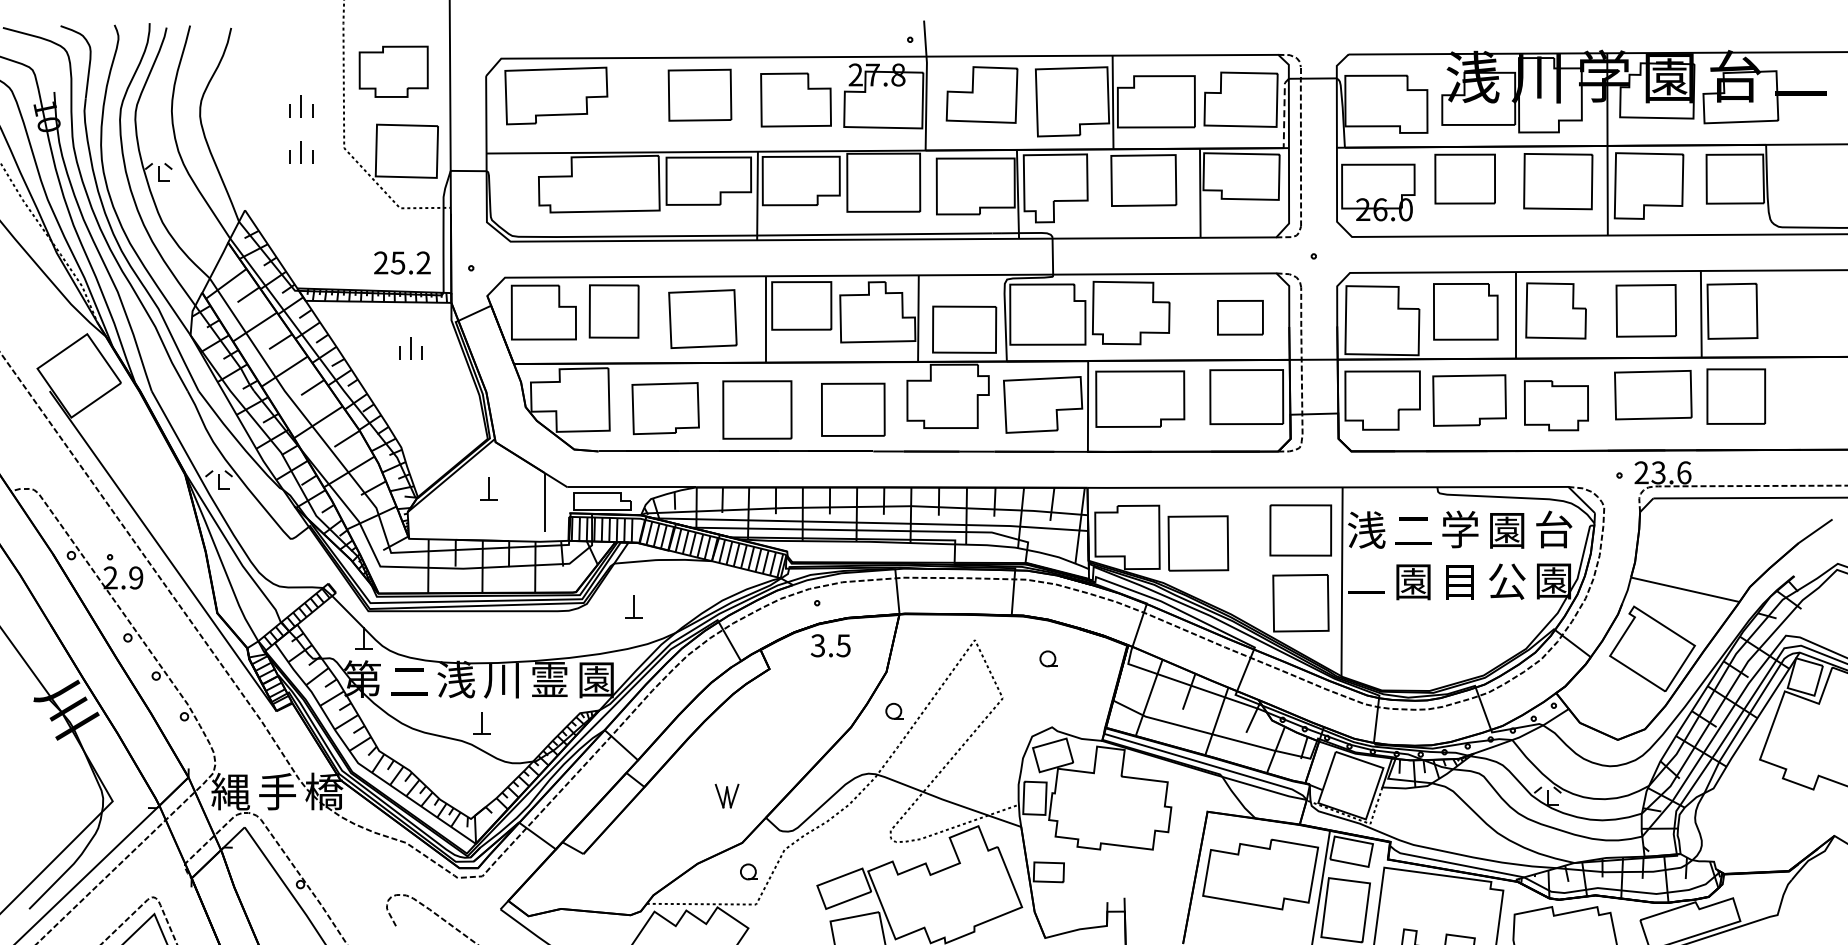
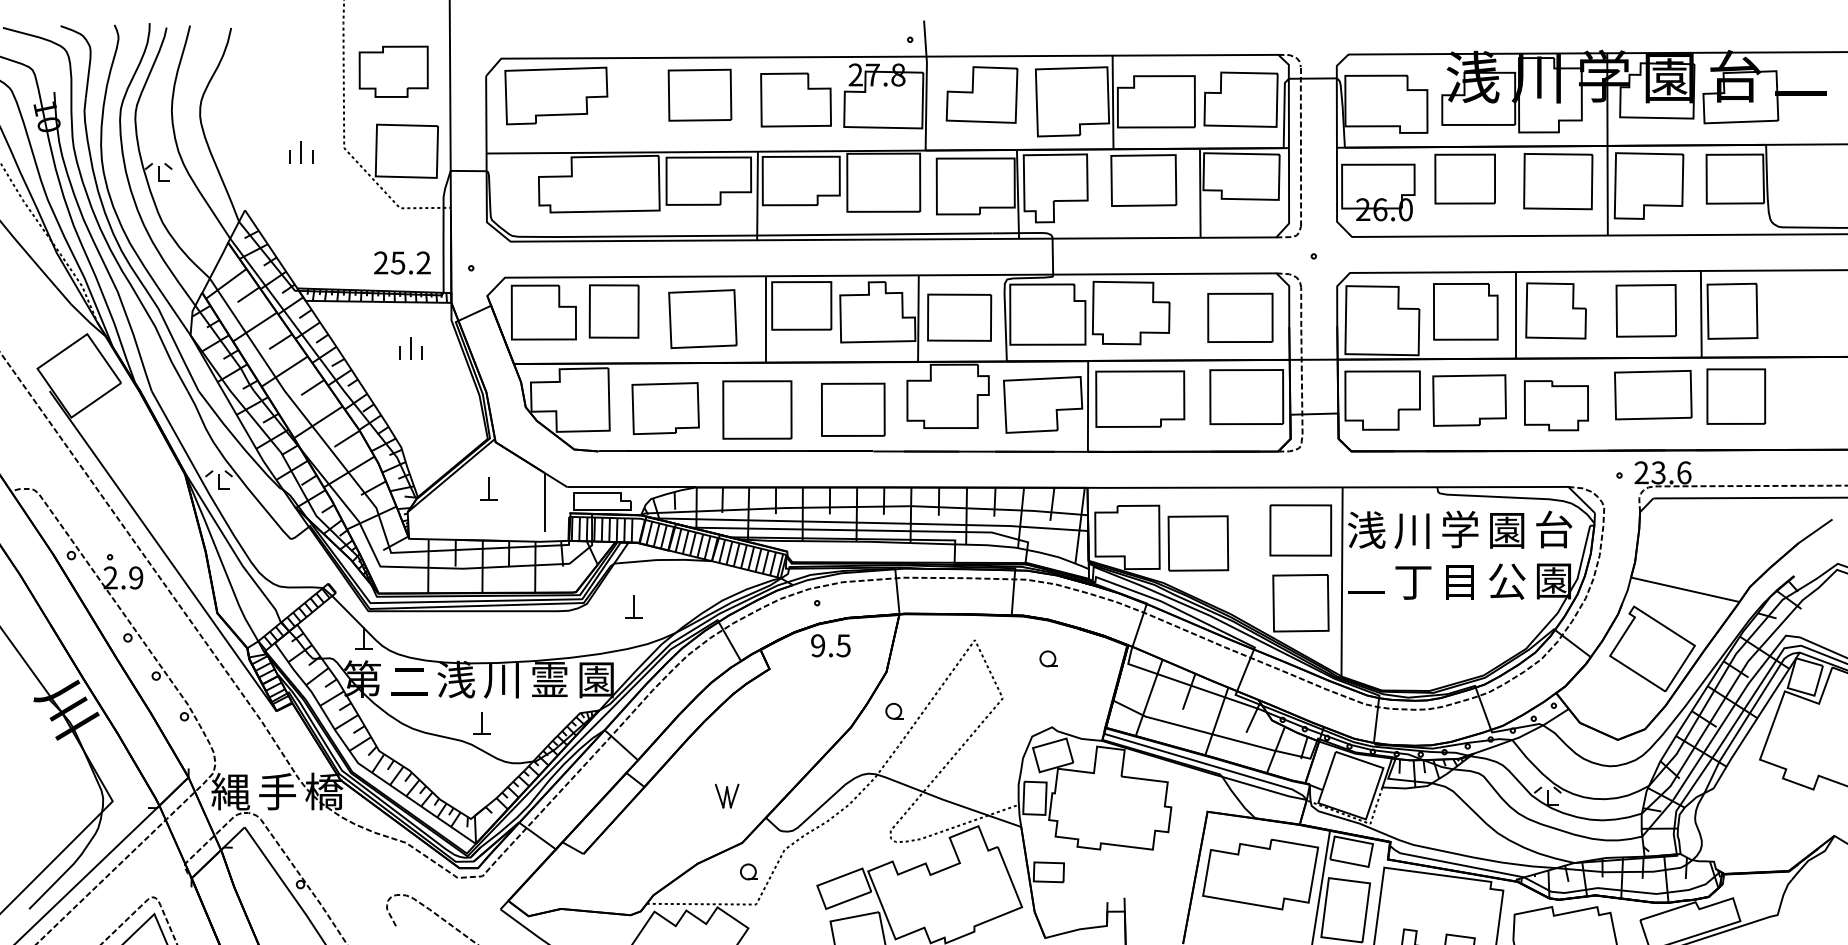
part: present -> none (301, 106)
line: dashed -> solid (1284, 112)
part size: 47x36 px -> 67x51 px (1240, 317)
part position: (964, 329) -> (959, 317) (959, 317)
text: 二 -> 川 (1412, 531)
text: 園 -> 丁 (1413, 582)
text: 3.5 -> 9.5 (817, 645)
